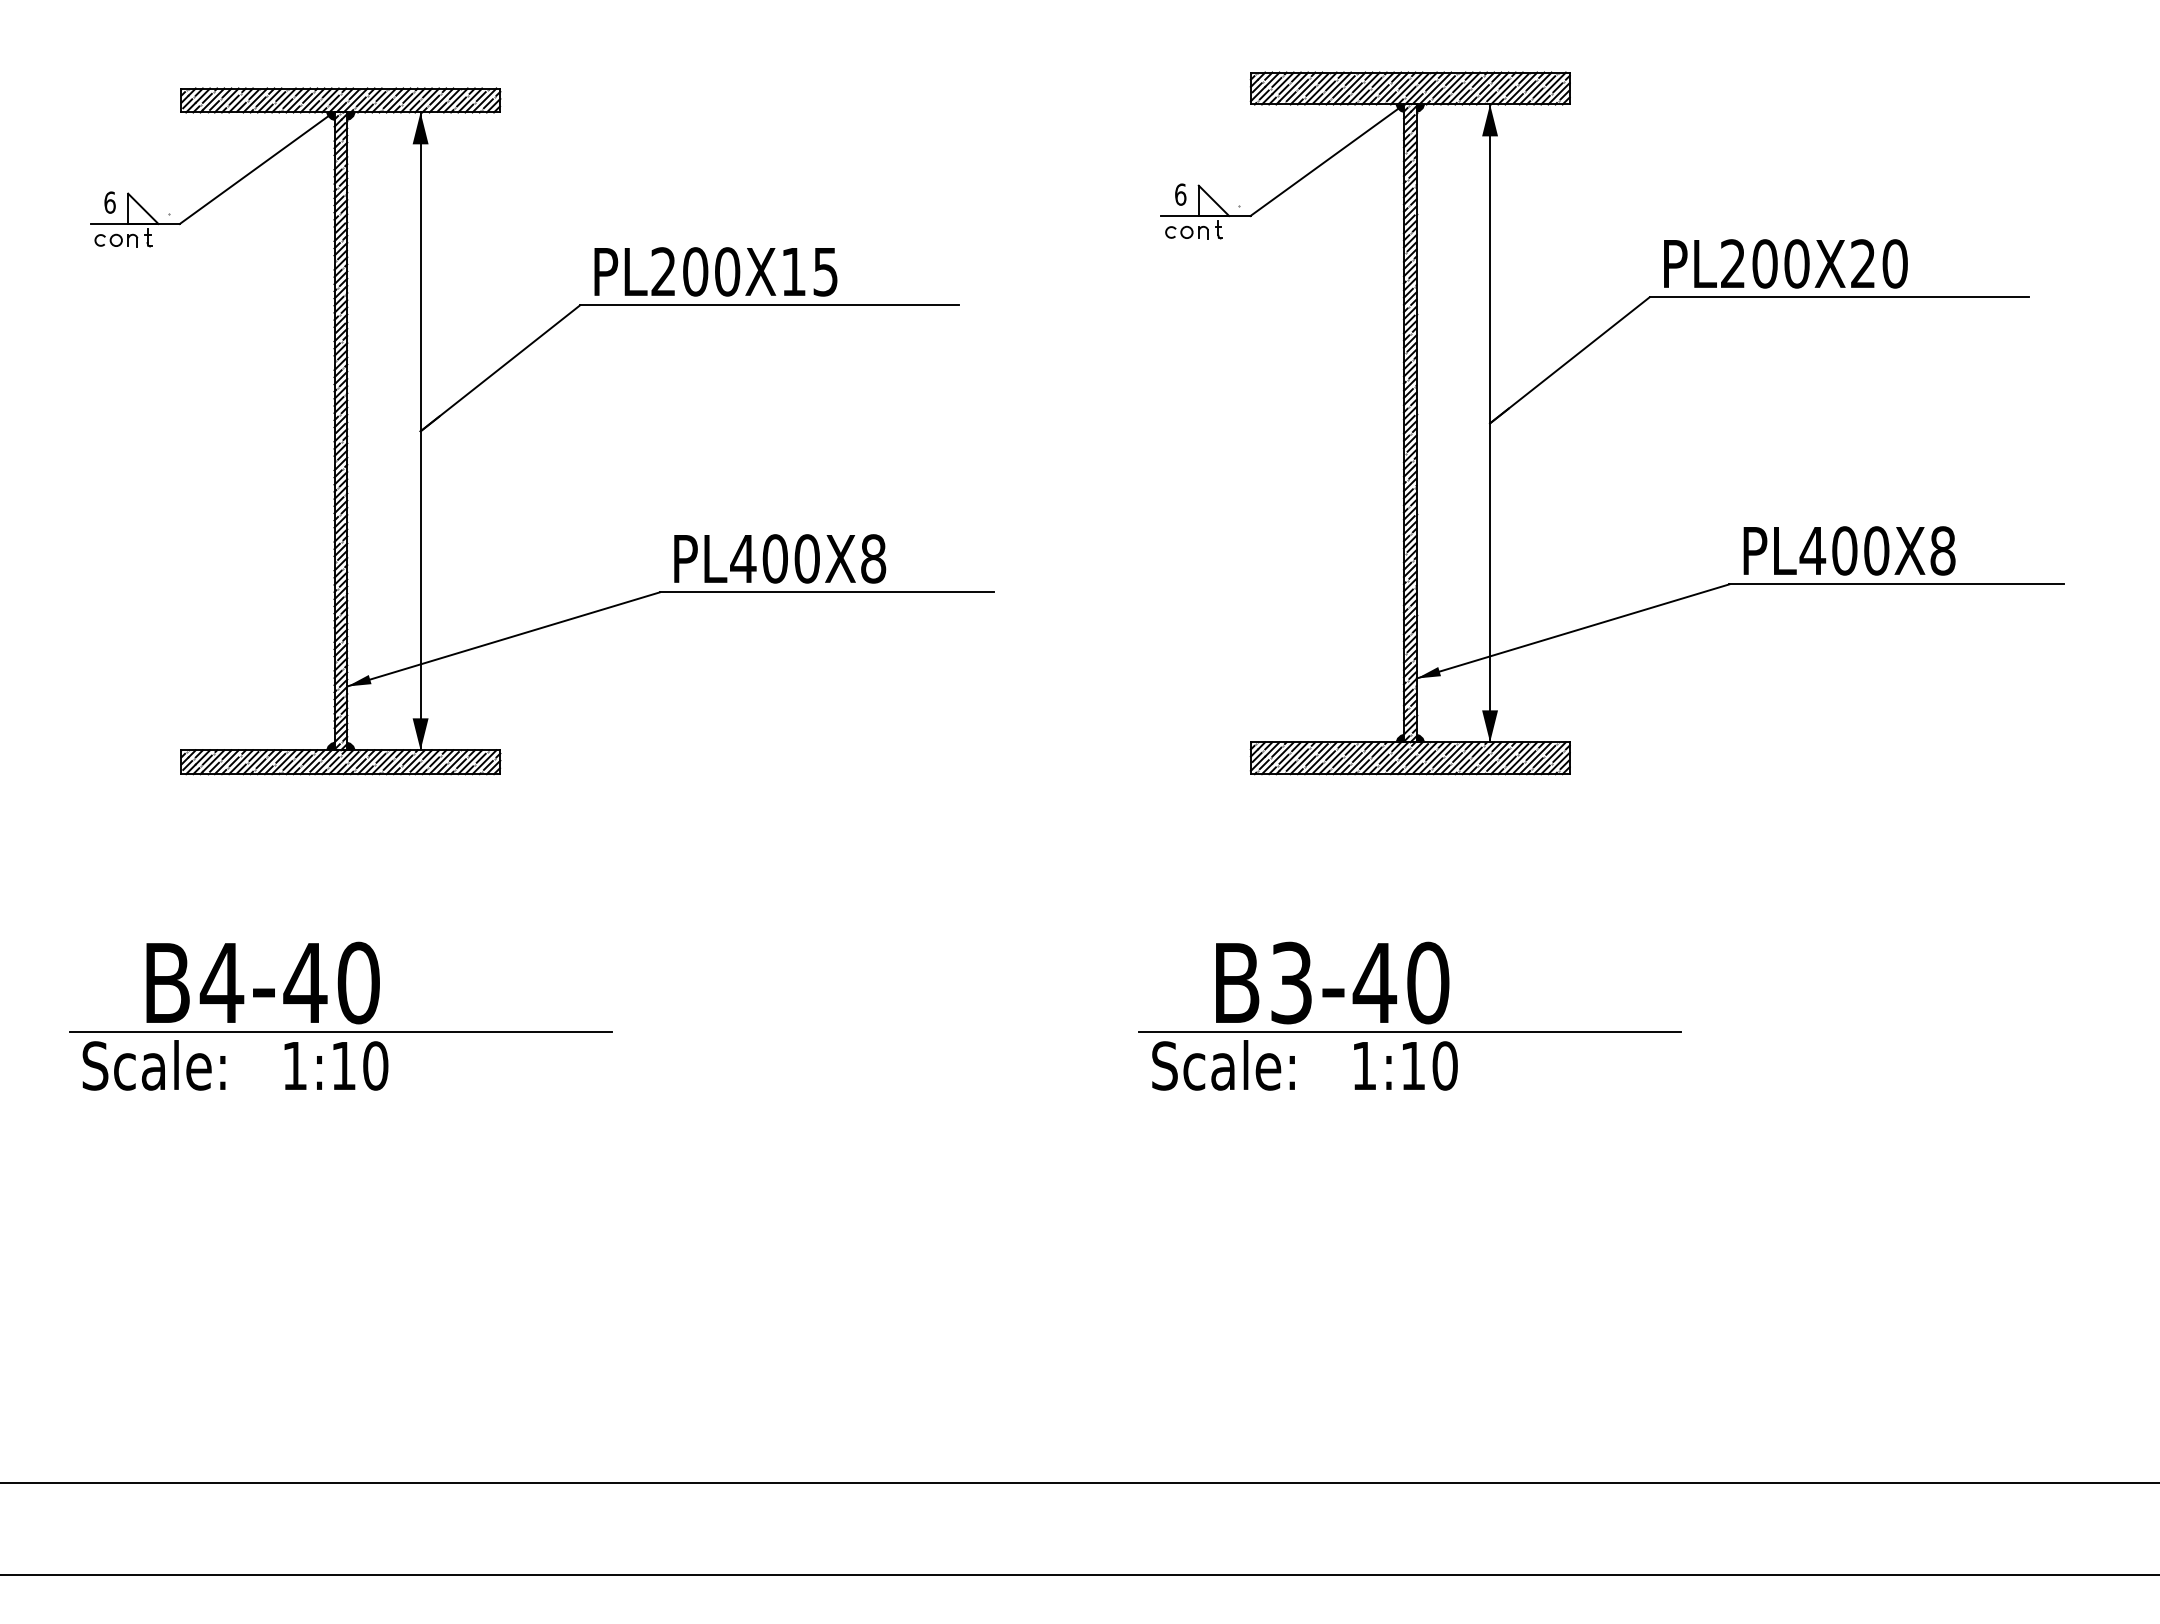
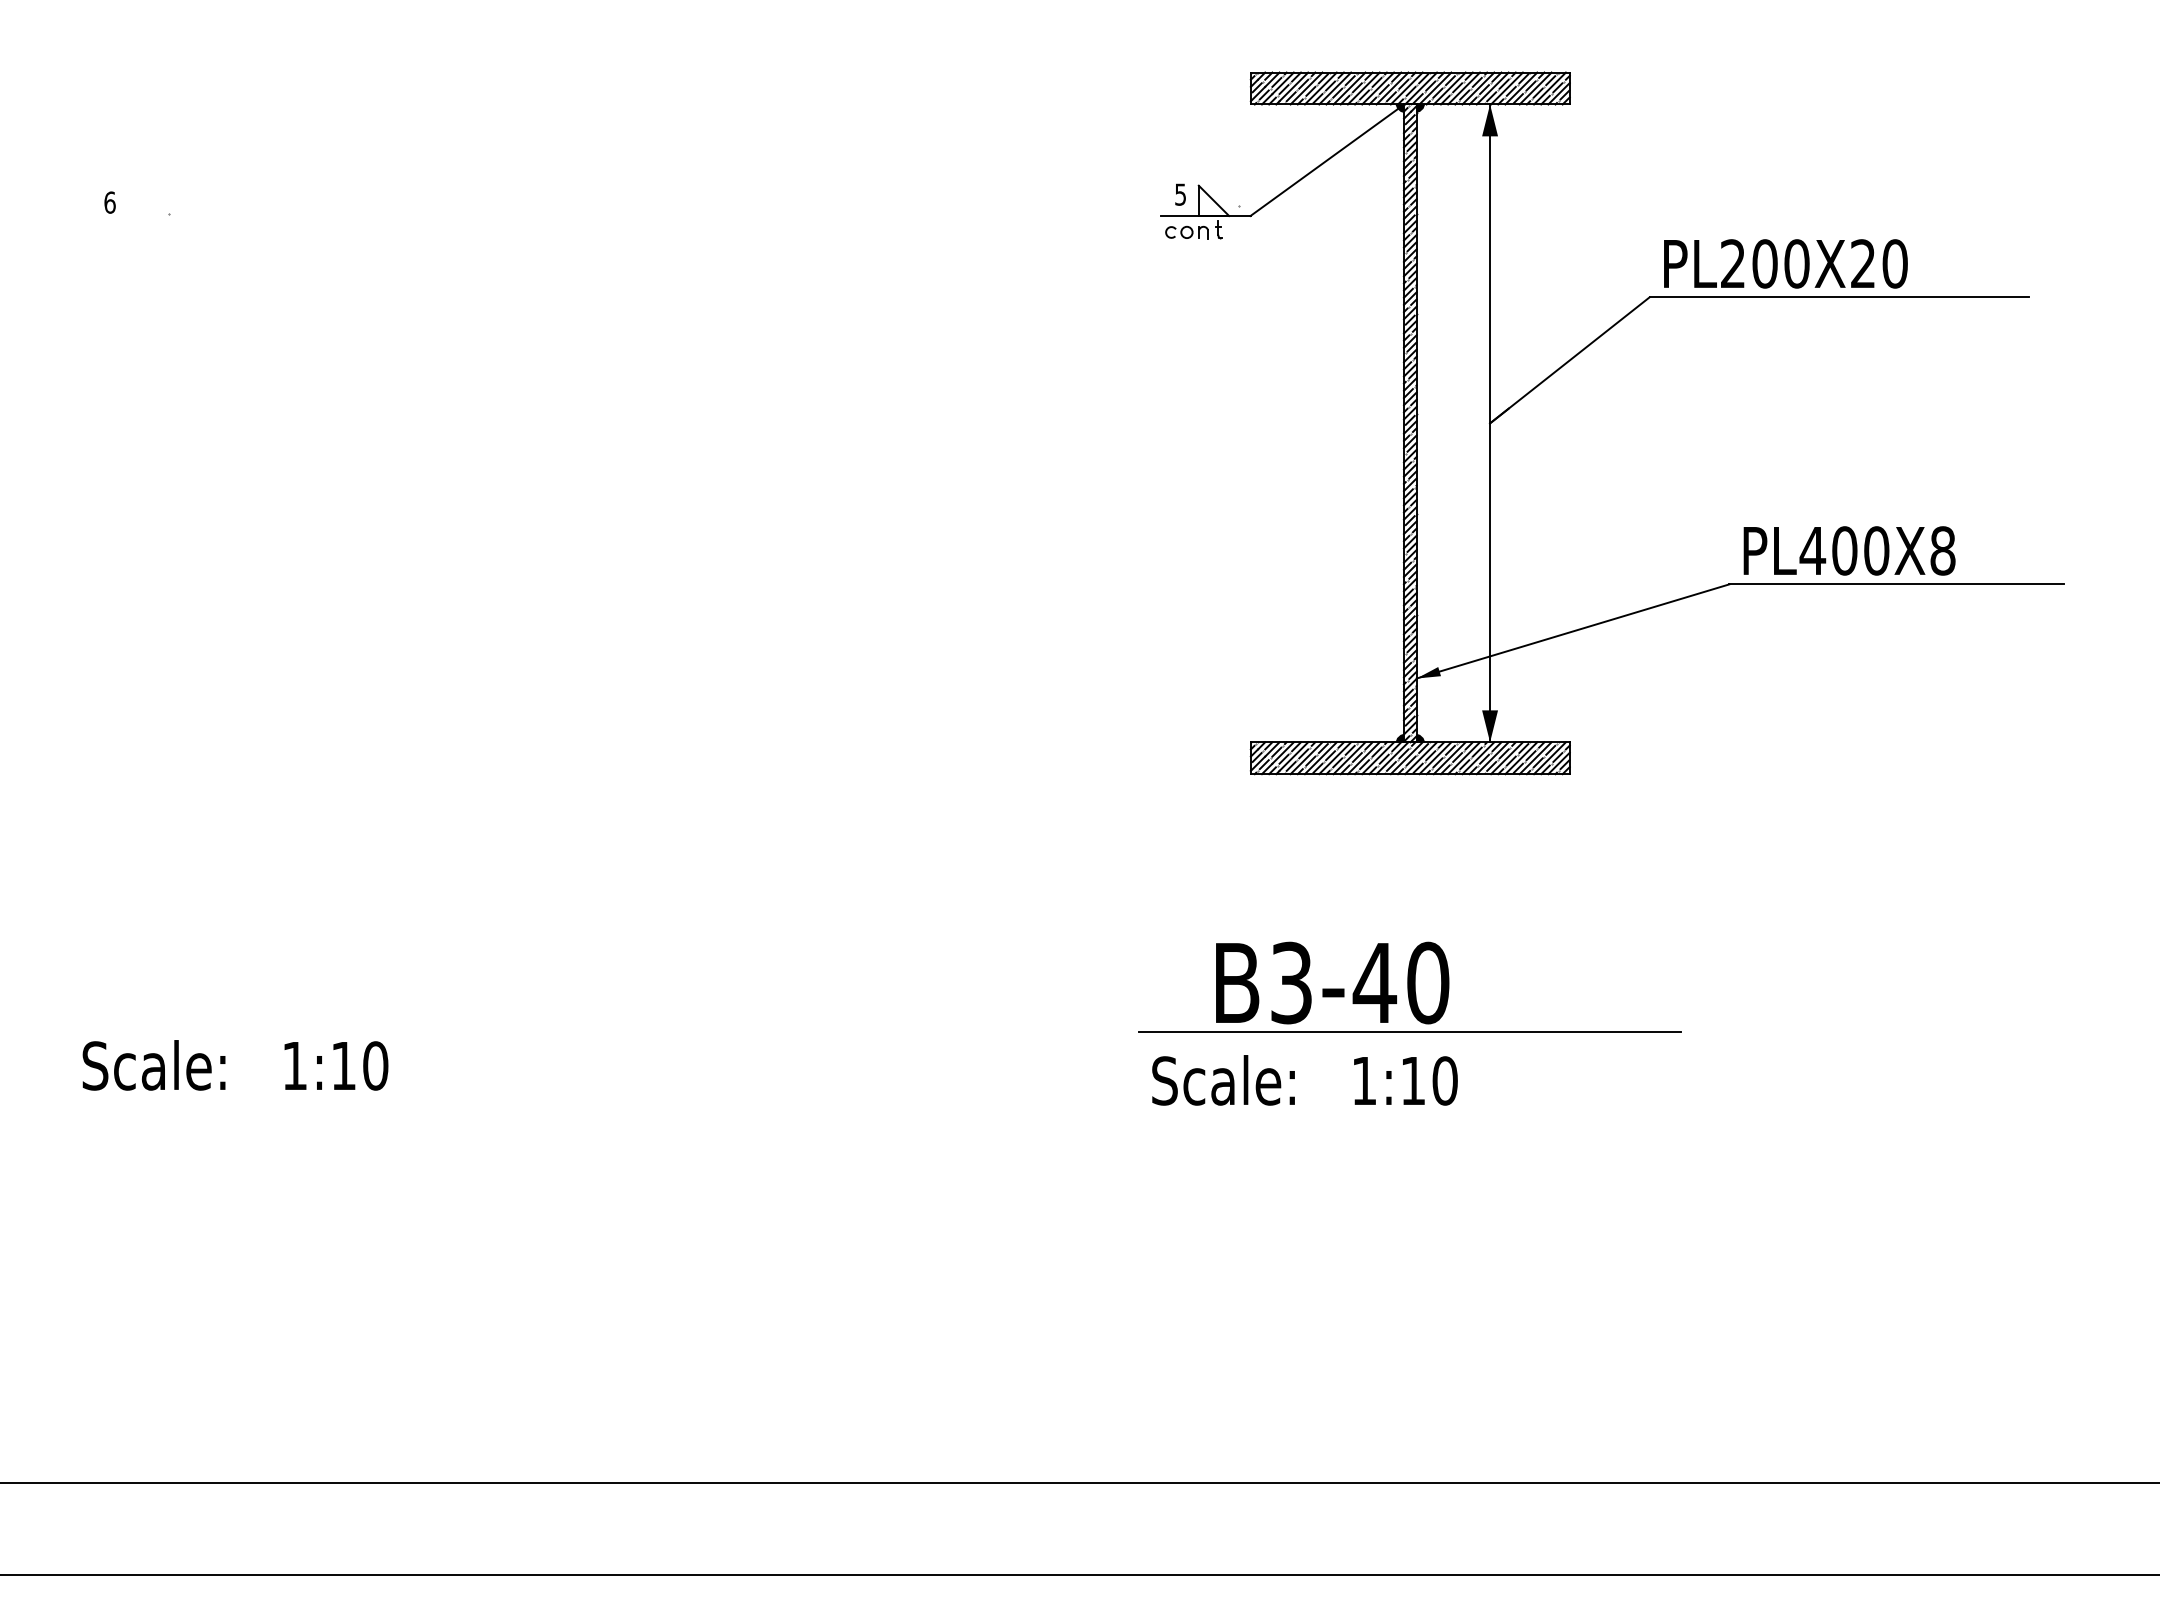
text: 6 -> 5 (1180, 194)
part: present -> none (498, 371)
part: present -> none (340, 986)
text position: (1304, 1065) -> (1304, 1080) (1304, 1080)
